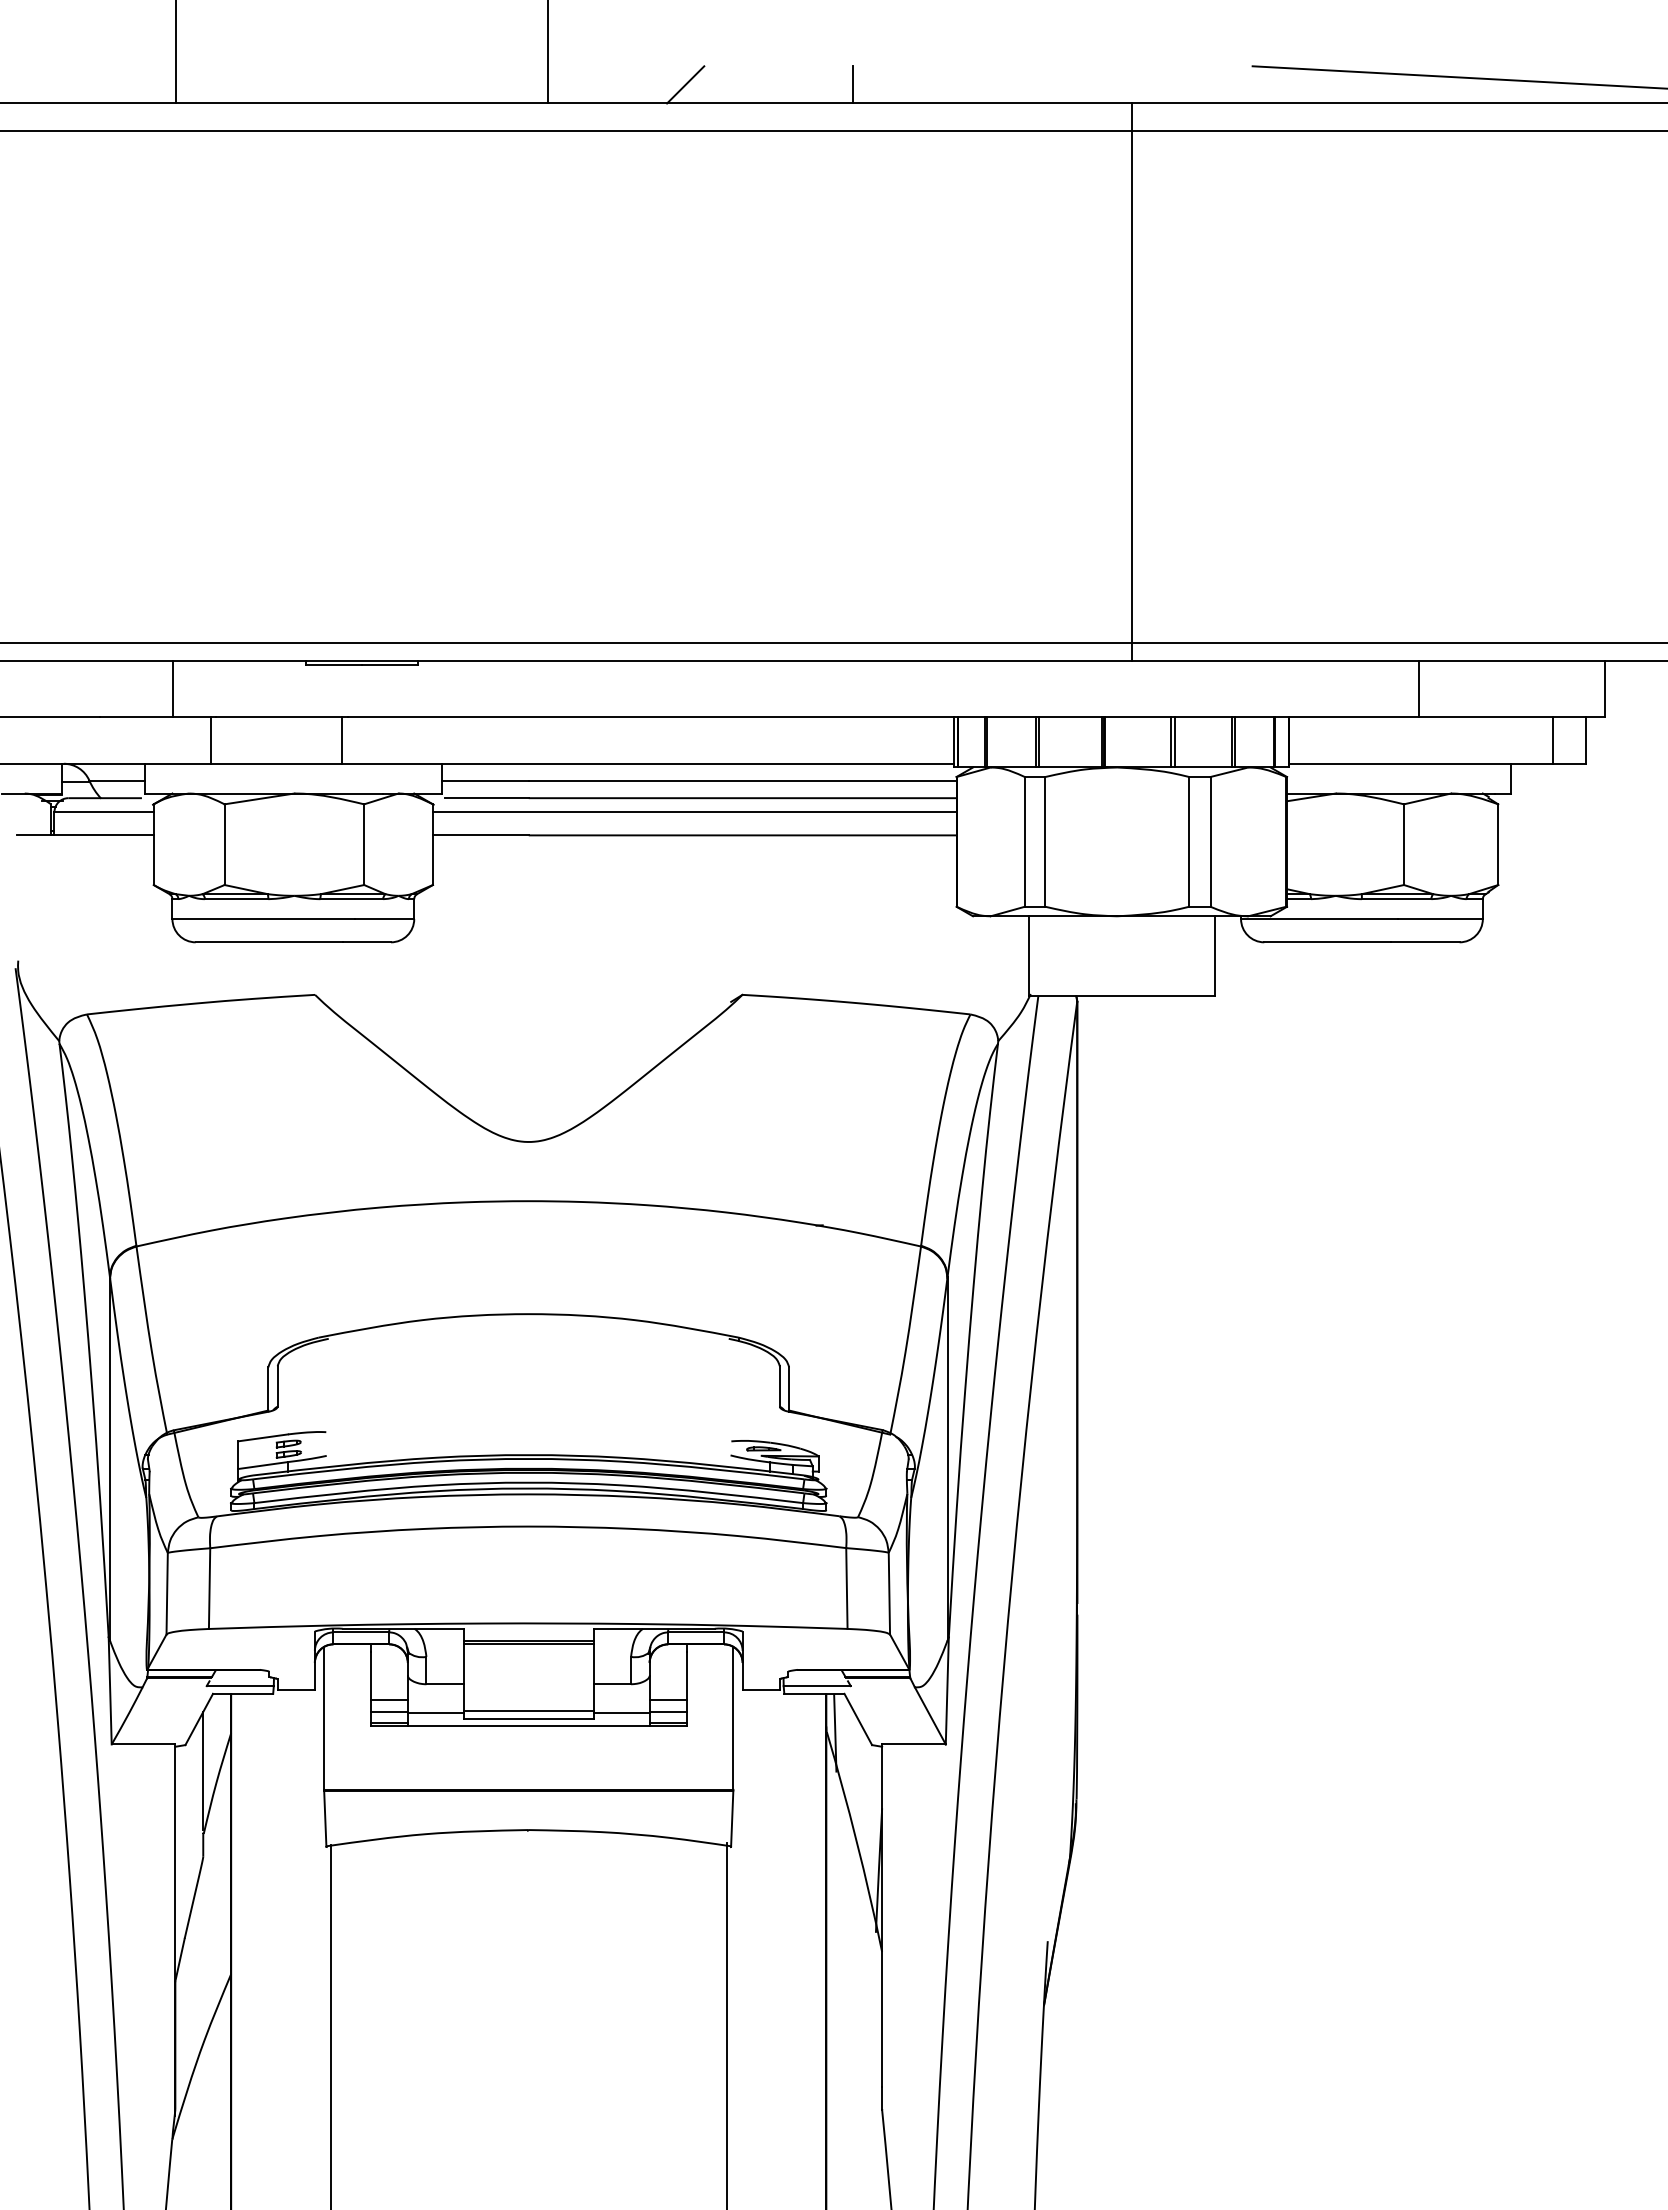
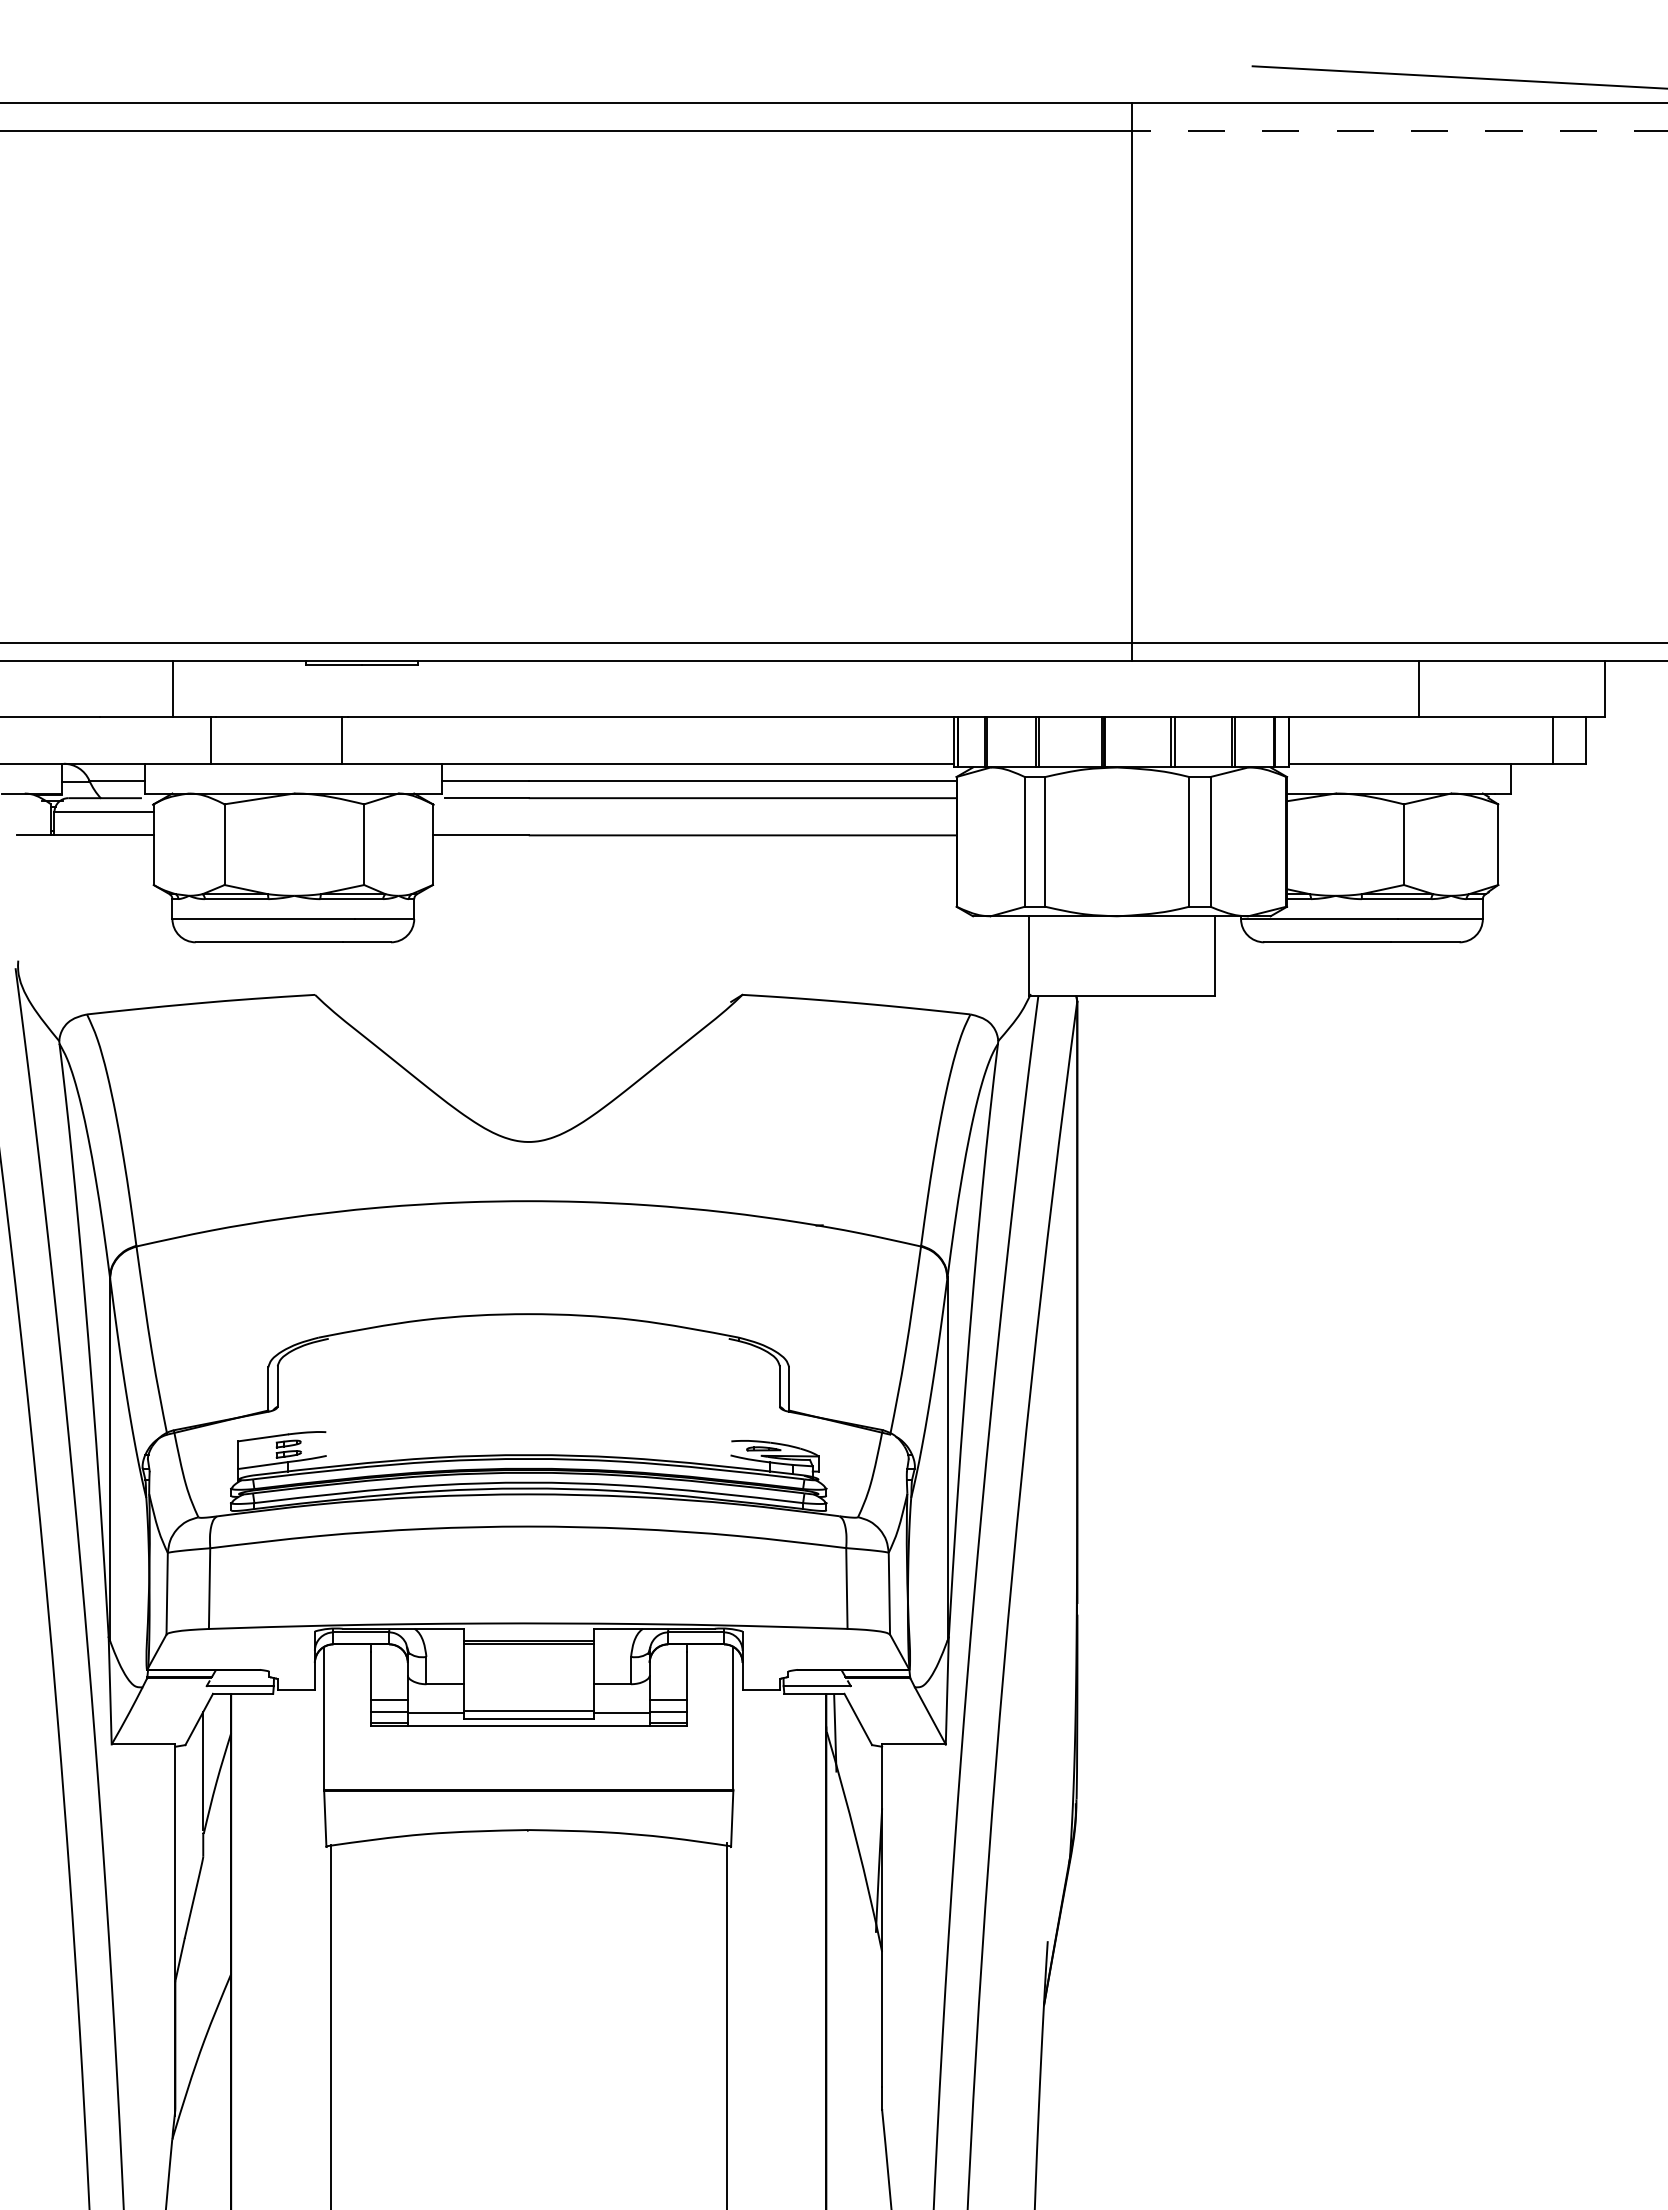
line: present -> none (175, 52)
line: present -> none (547, 52)
line: present -> none (685, 84)
line: present -> none (853, 84)
line: solid -> dashed (1399, 131)
line: present -> none (694, 812)
